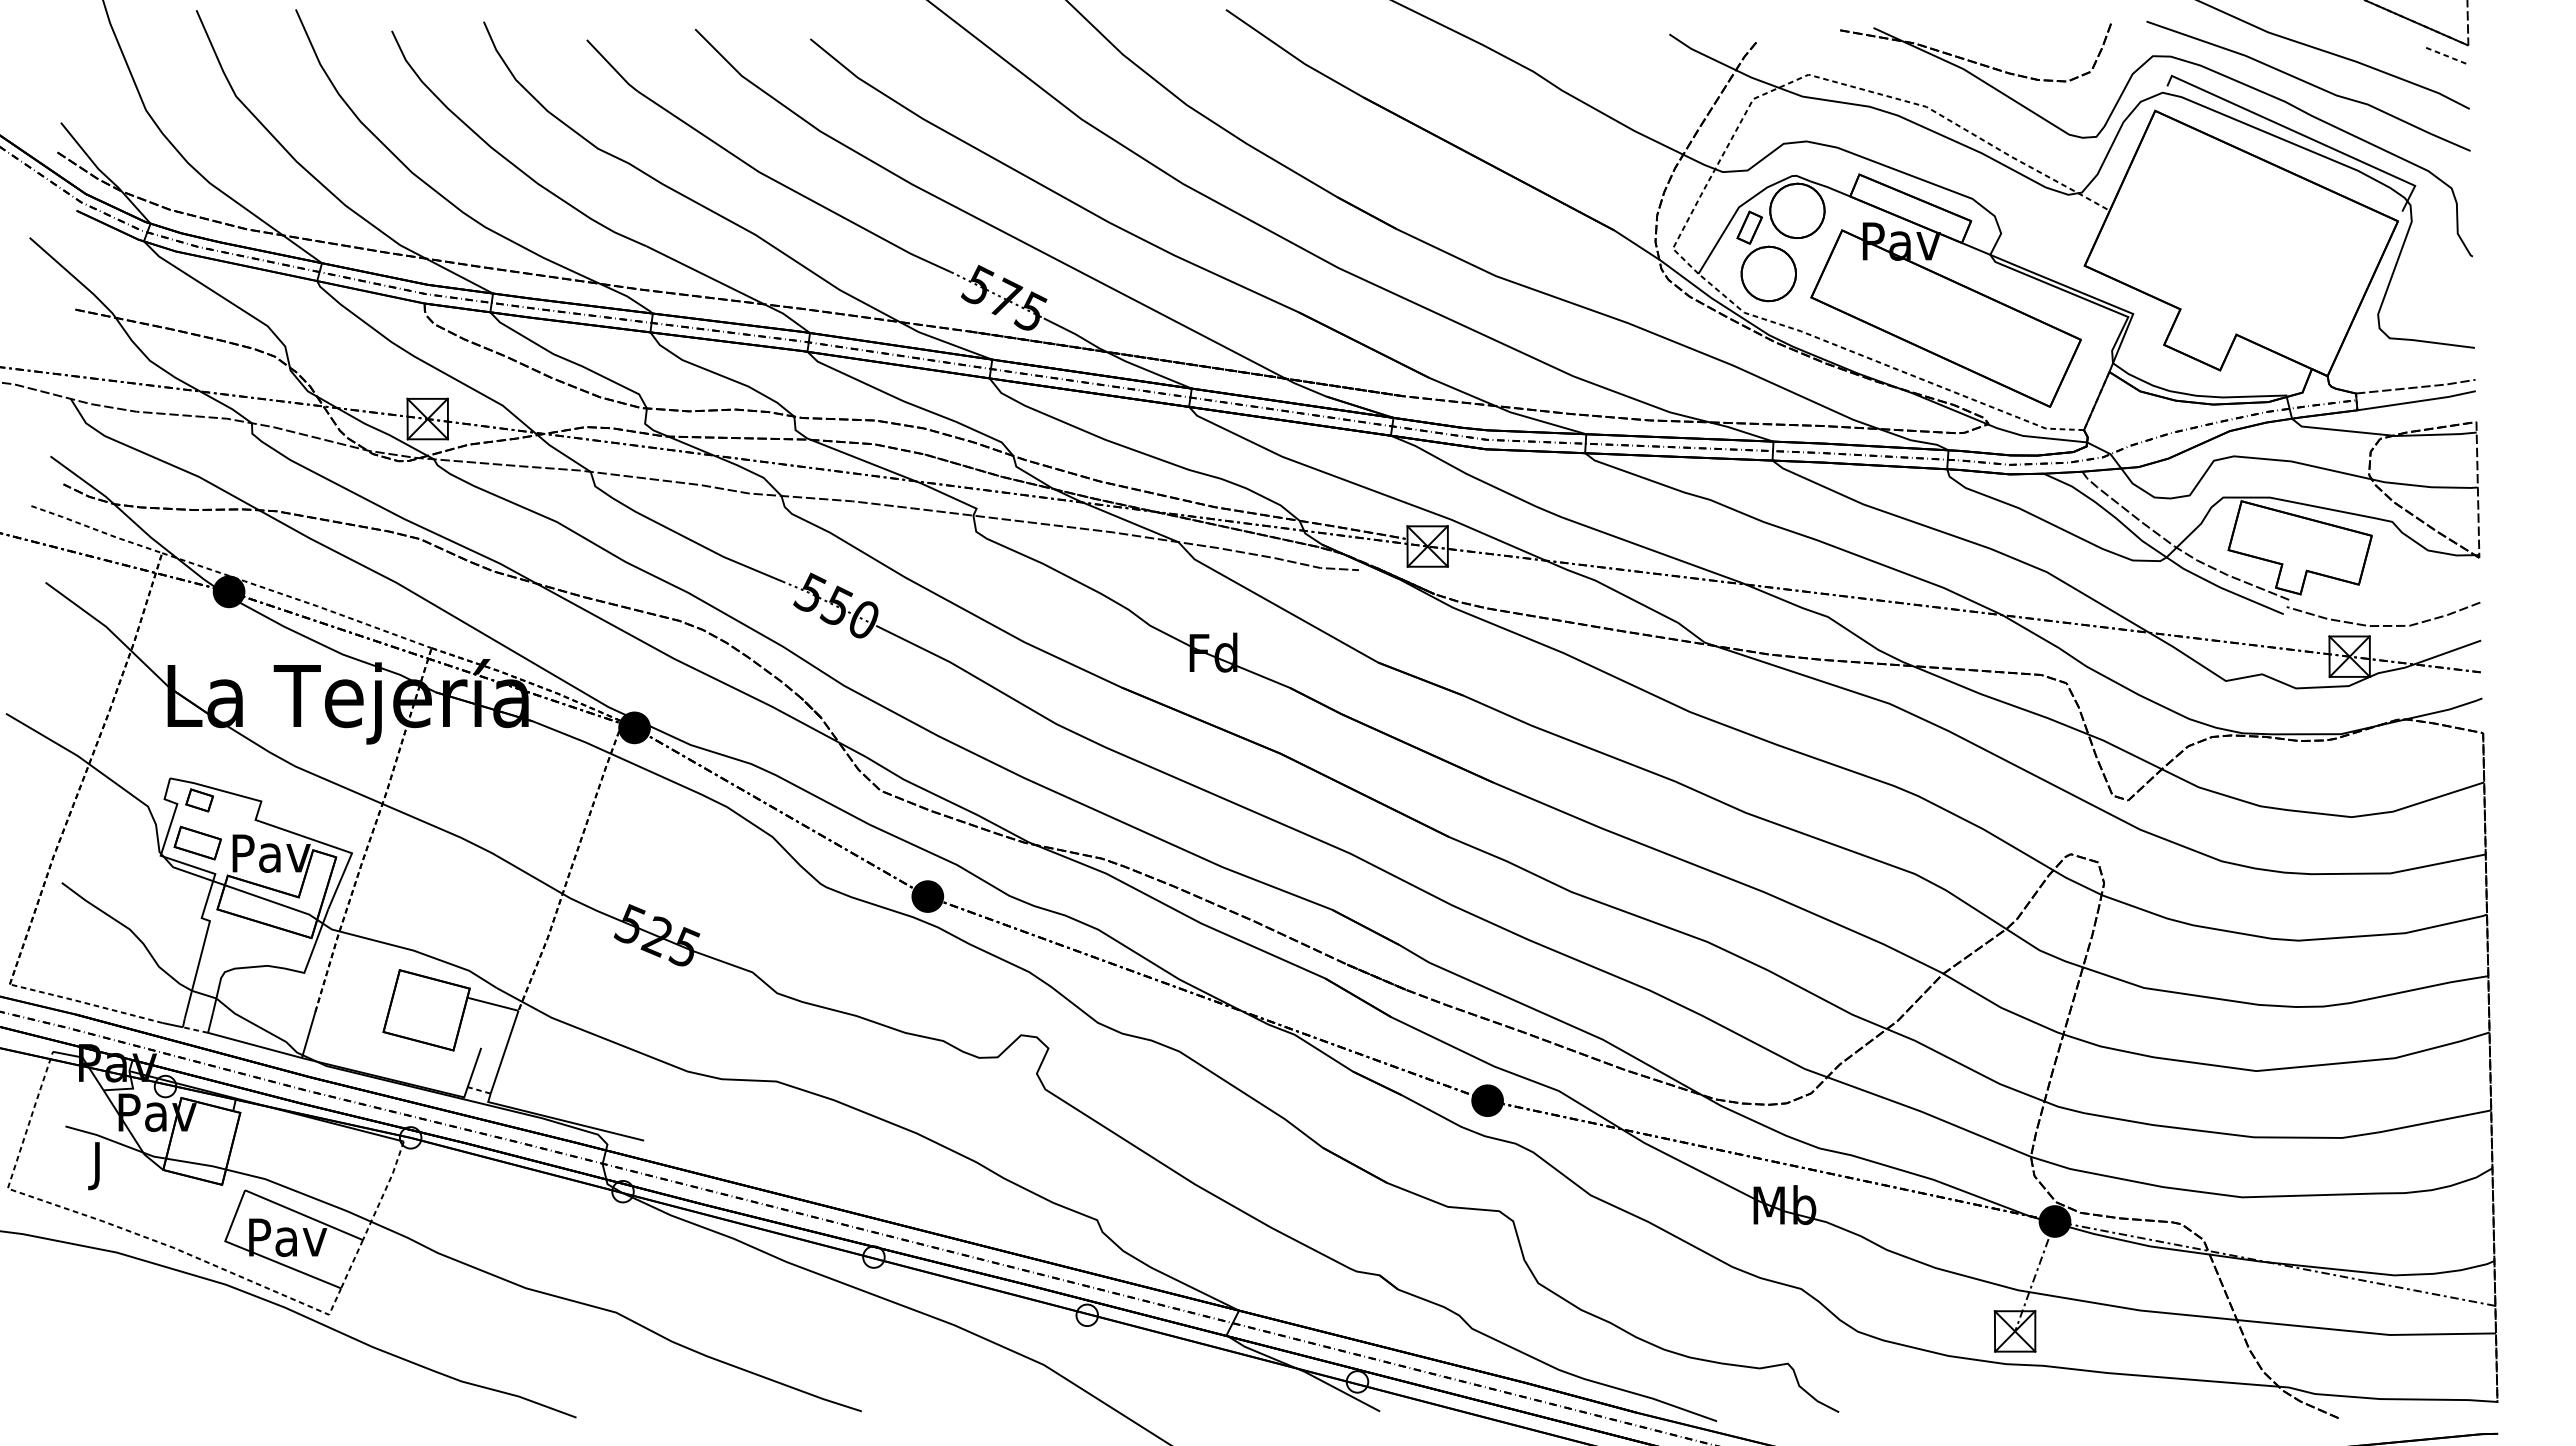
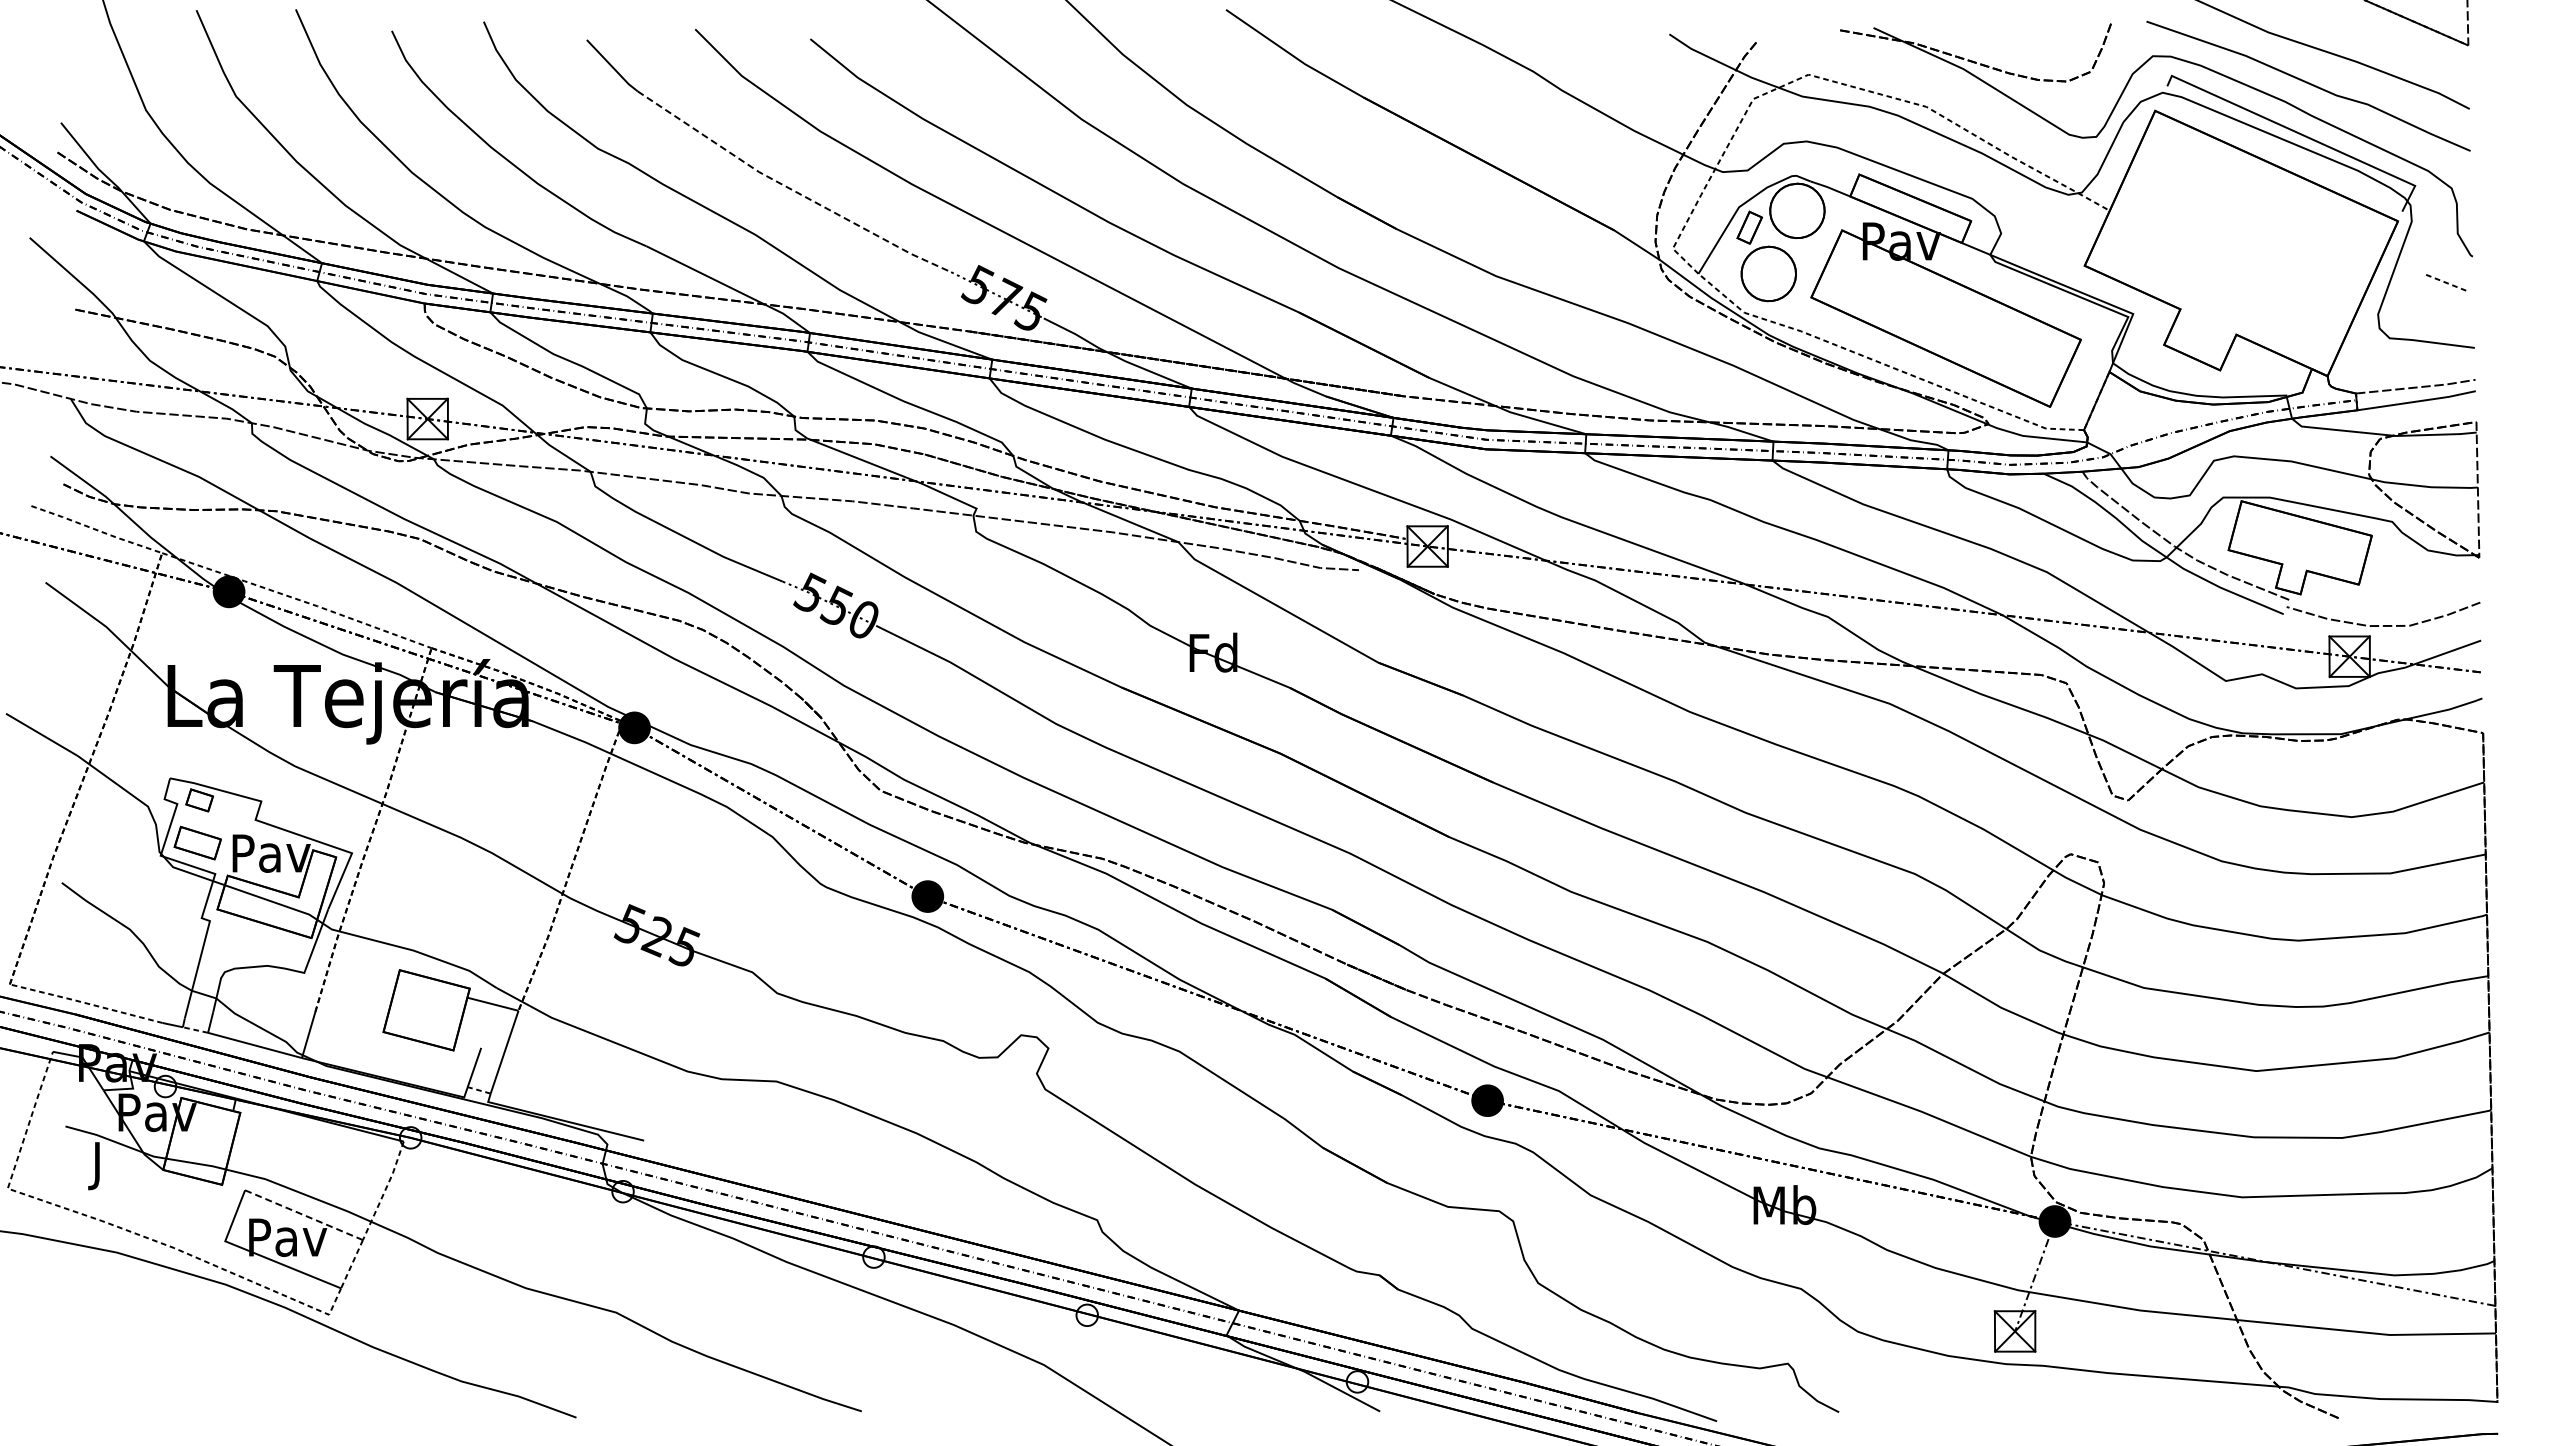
line position: (2446, 55) -> (2446, 282) (2446, 282)
line: solid -> dashed (790, 189)
line: solid -> dashed (304, 1215)
